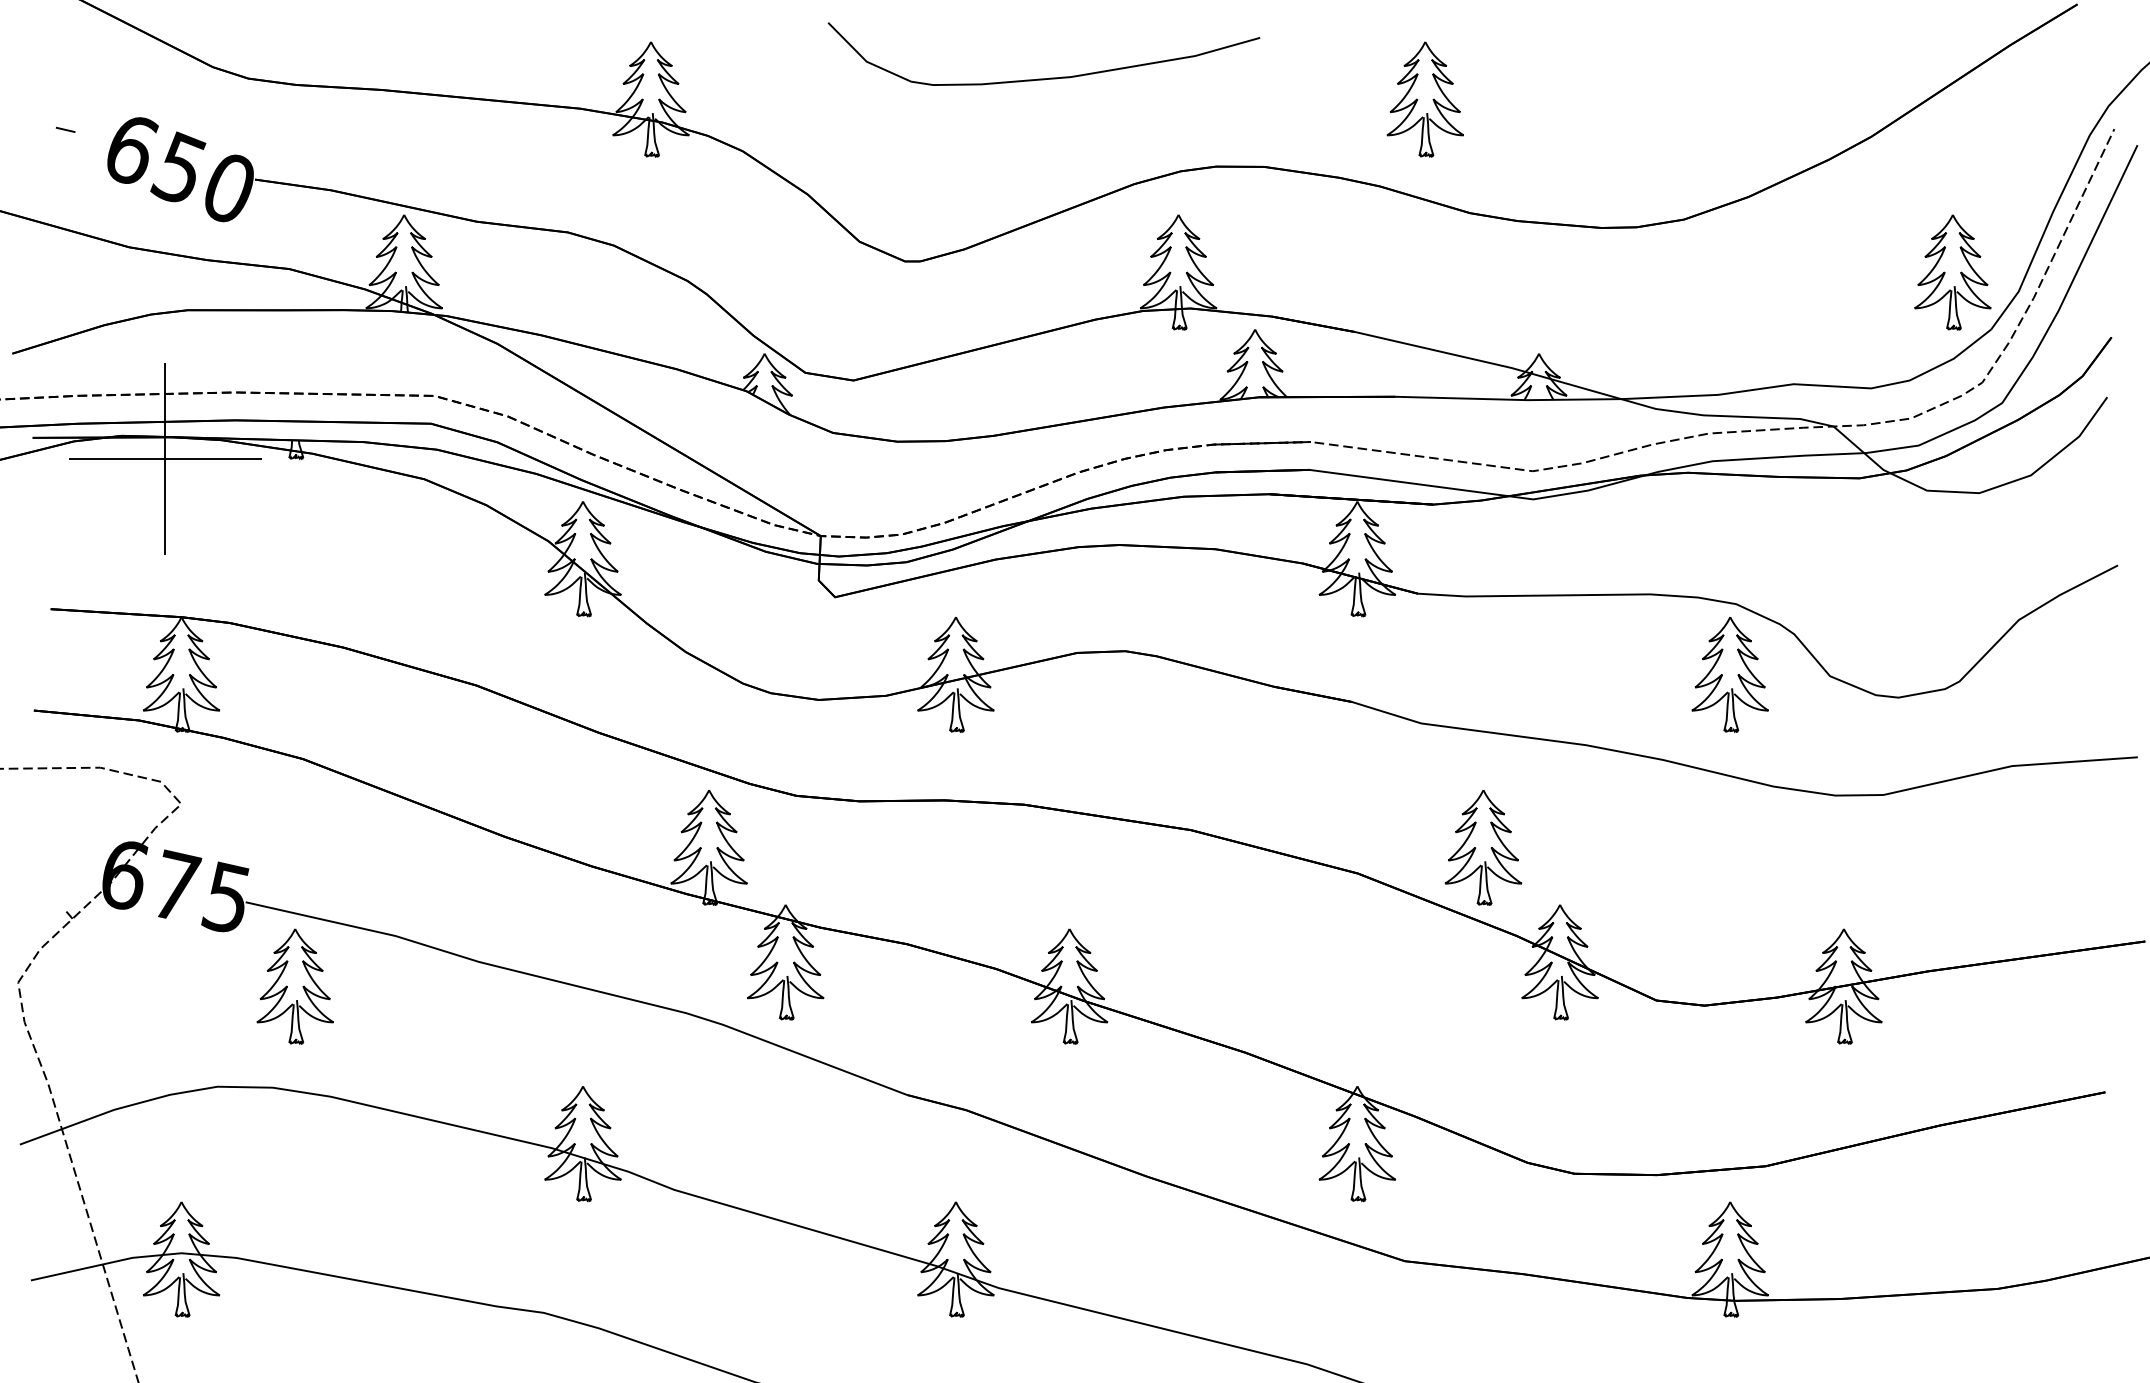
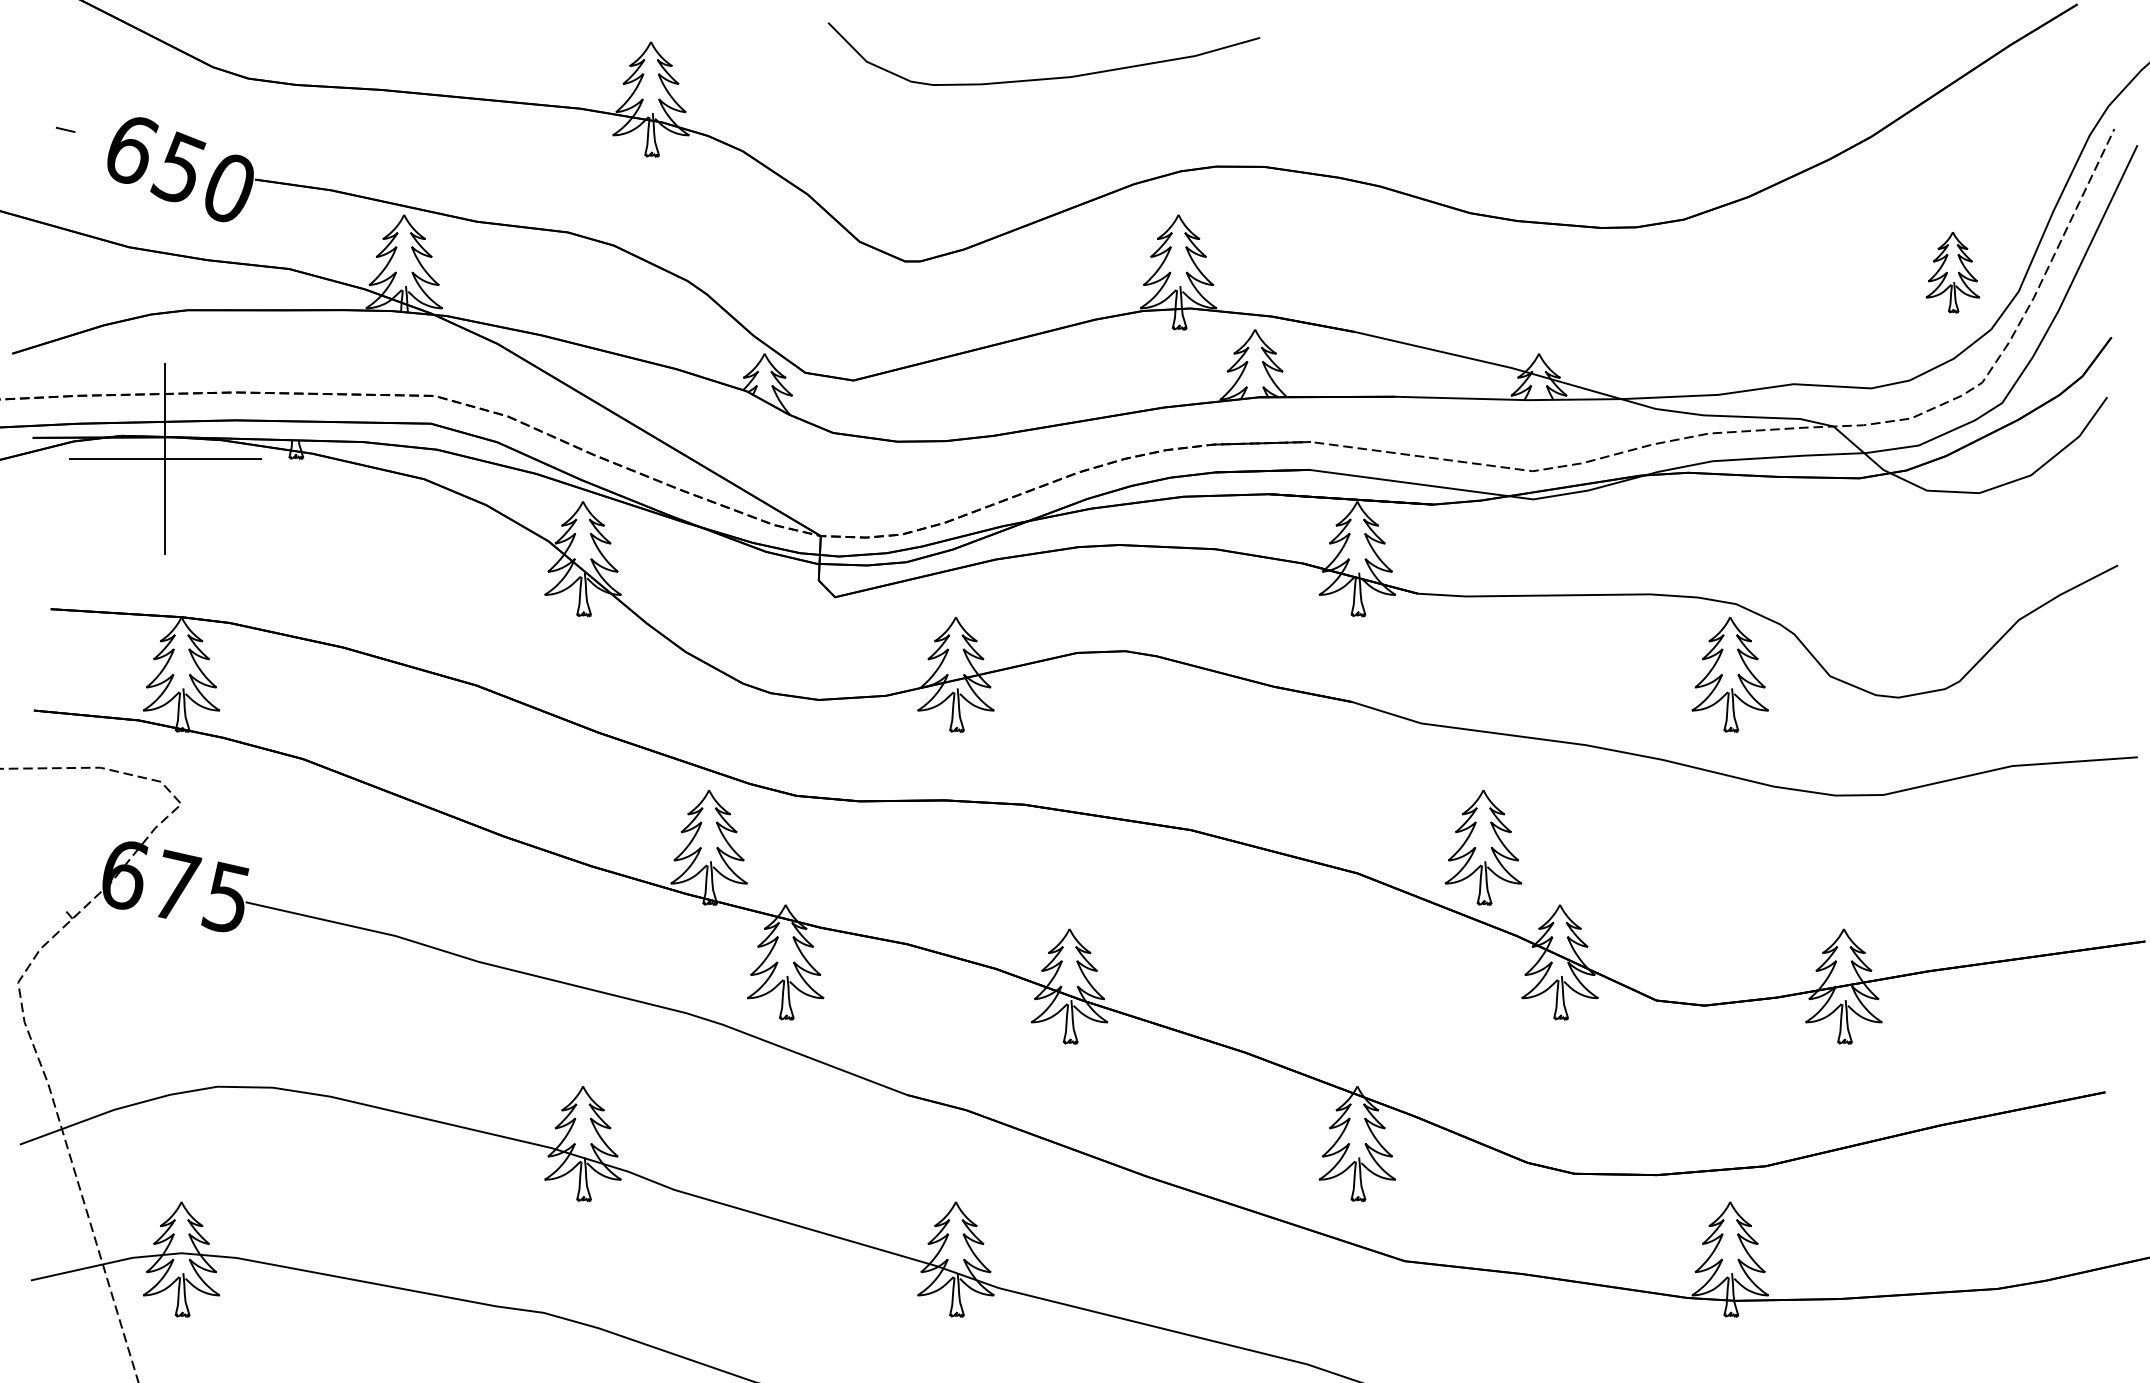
part: present -> none (1424, 99)
part size: 78x117 px -> 55x82 px (1952, 272)
part: present -> none (294, 986)
